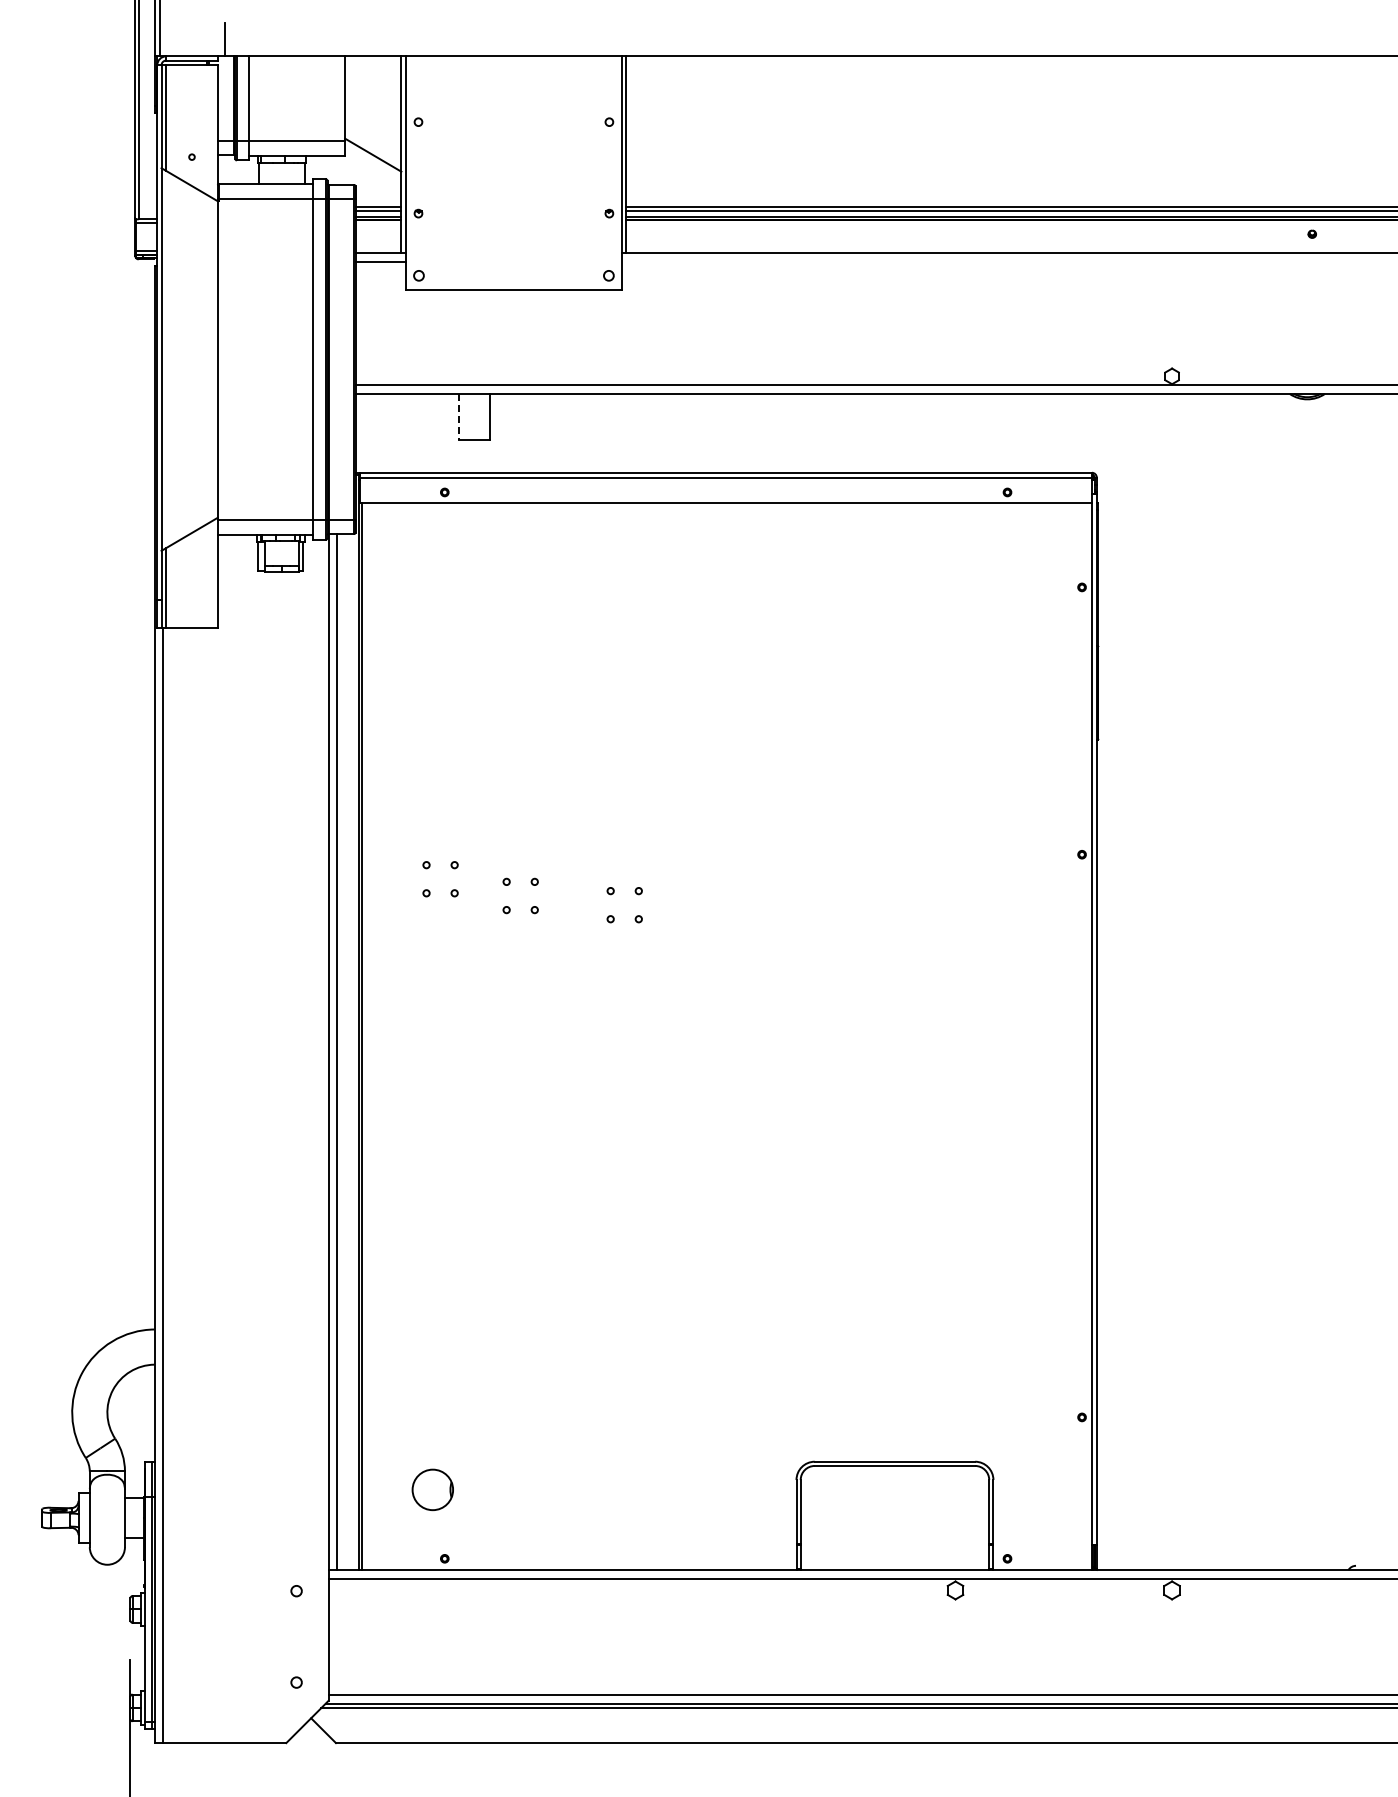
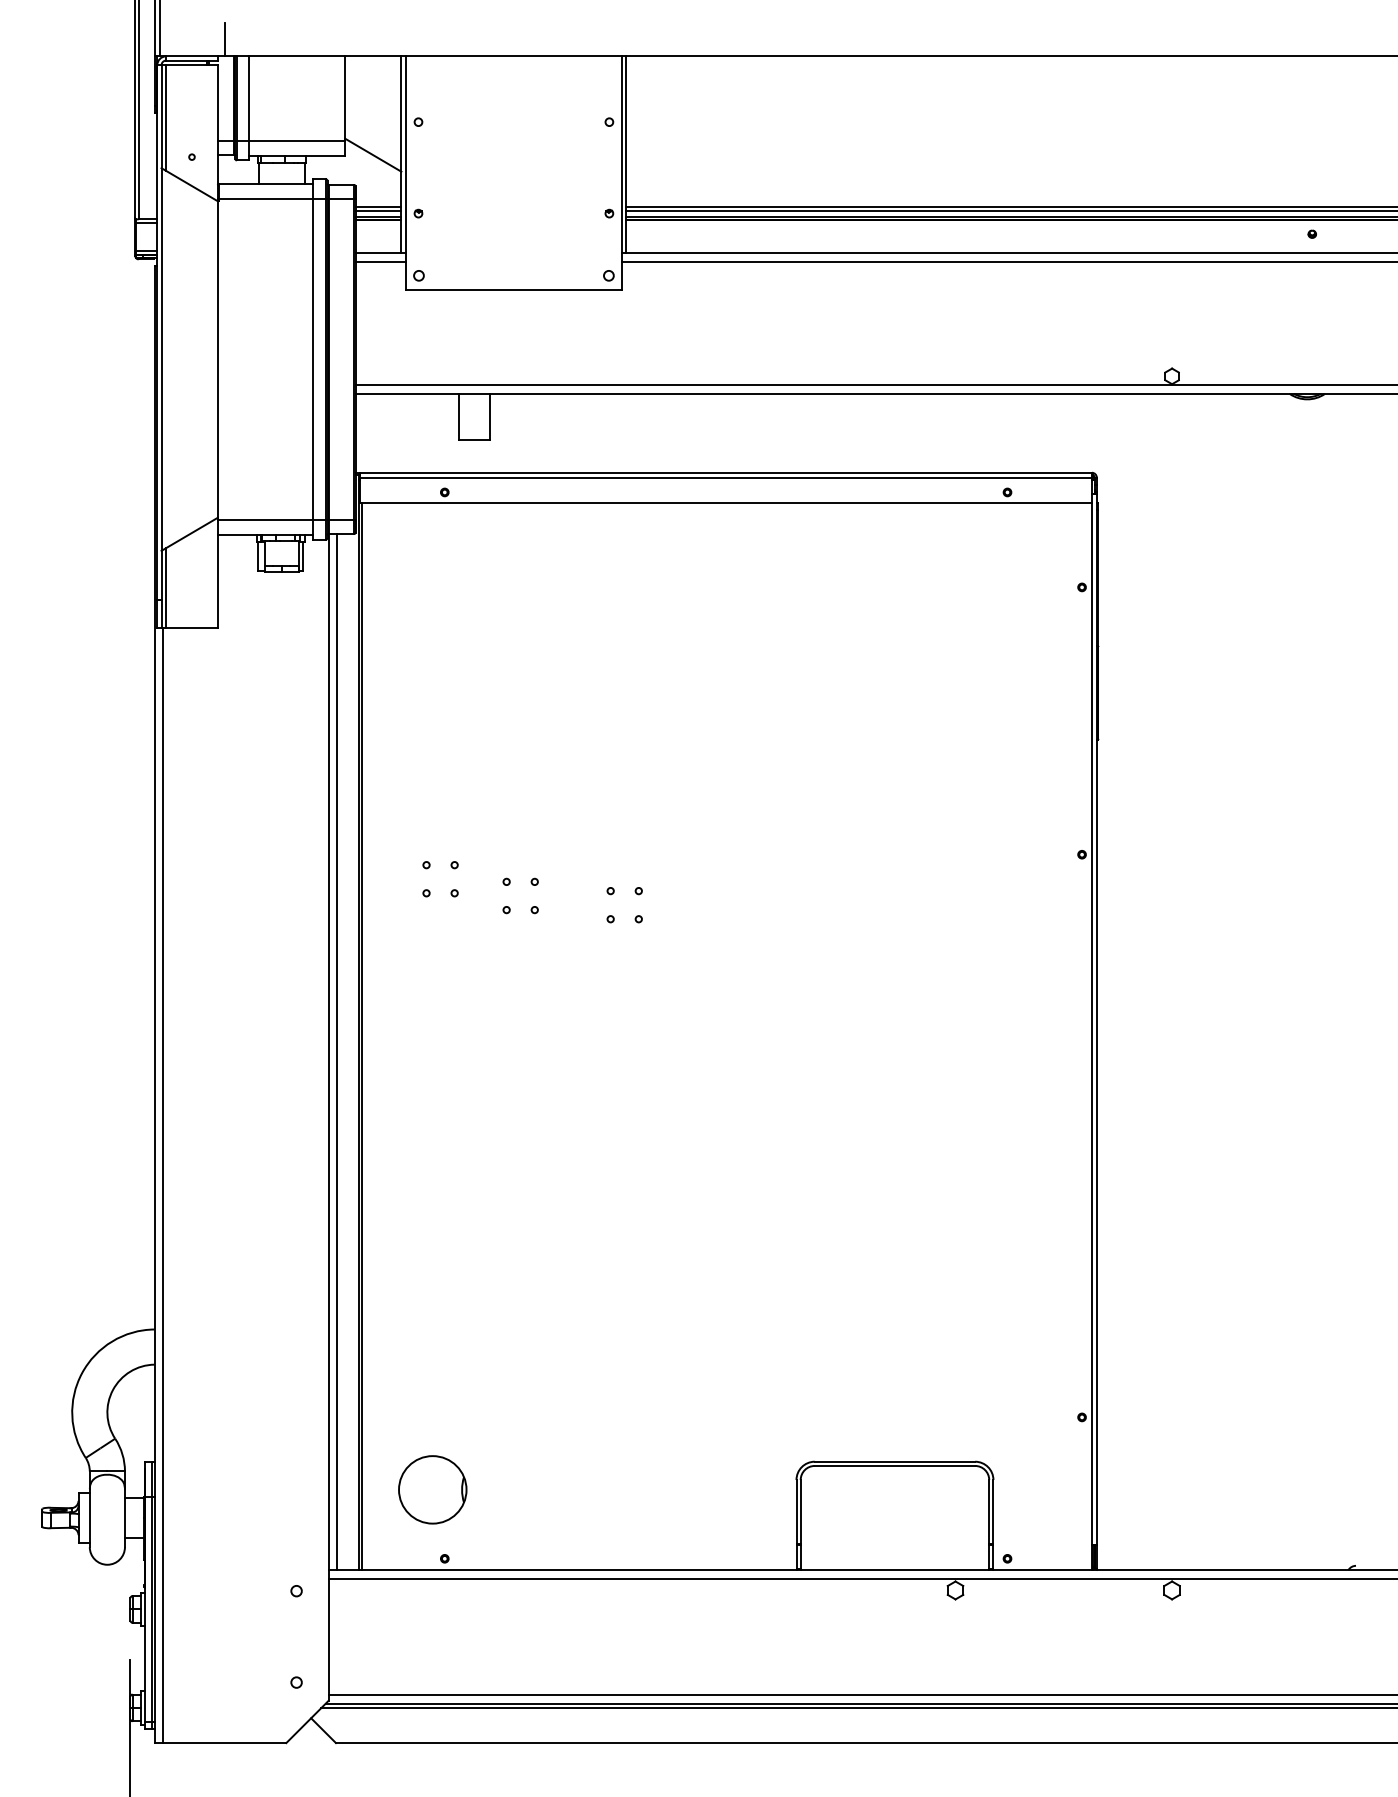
line: none -> present (1007, 262)
line: dashed -> solid (459, 416)
part size: 43x44 px -> 70x70 px (432, 1489)
